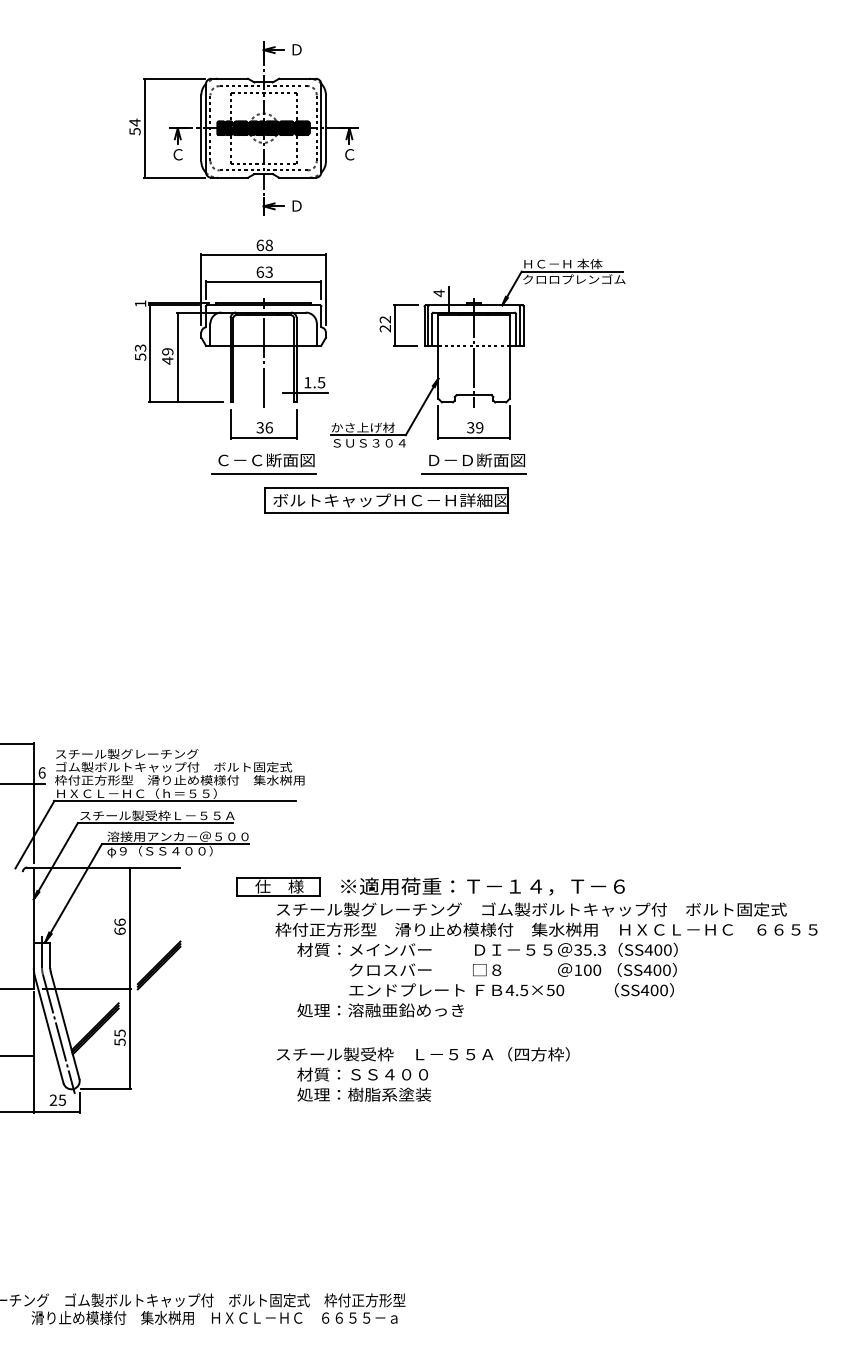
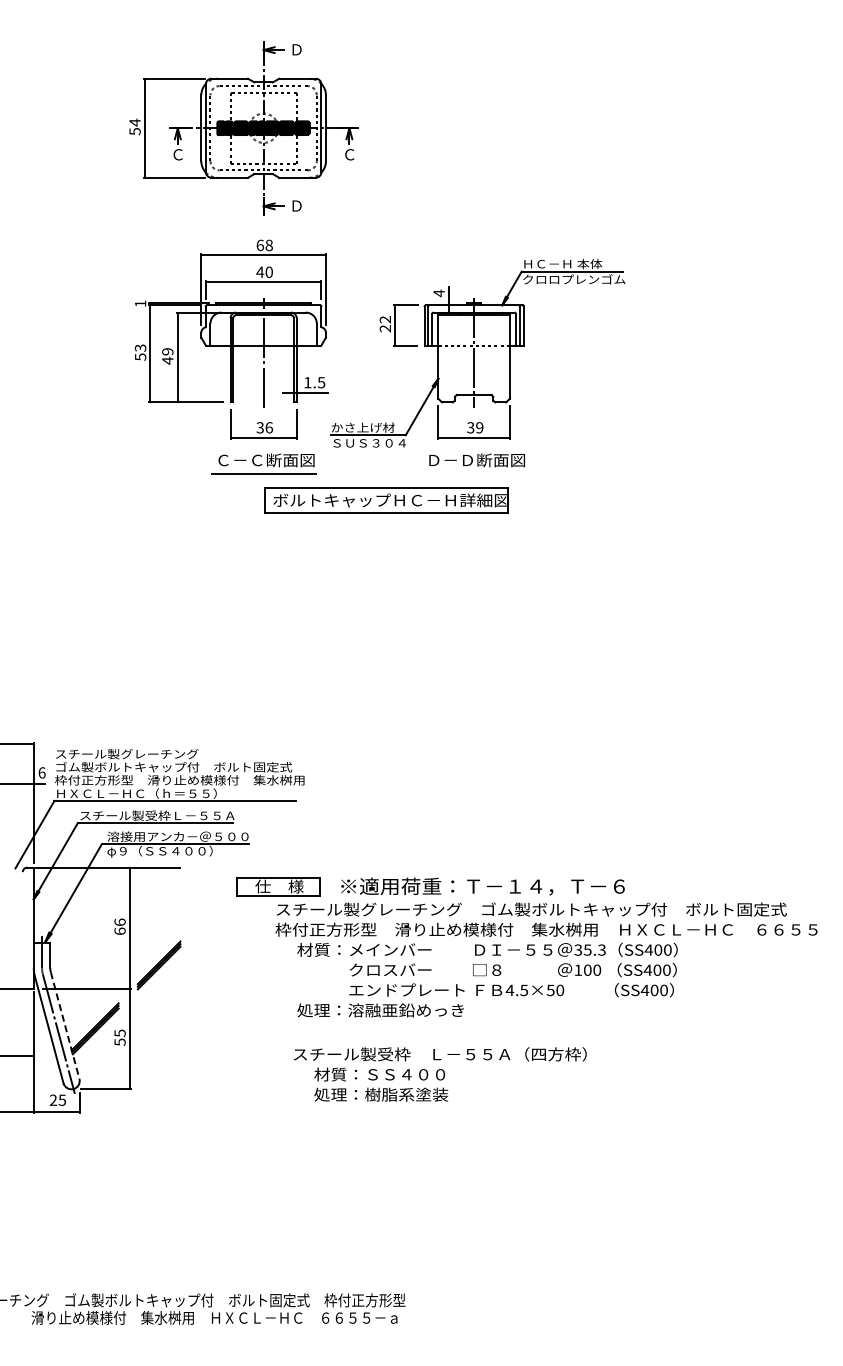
text: 63 -> 40 (264, 271)
line: present -> none (473, 473)
line: solid -> dashed (65, 1026)
text position: (422, 1074) -> (439, 1074) (439, 1074)
